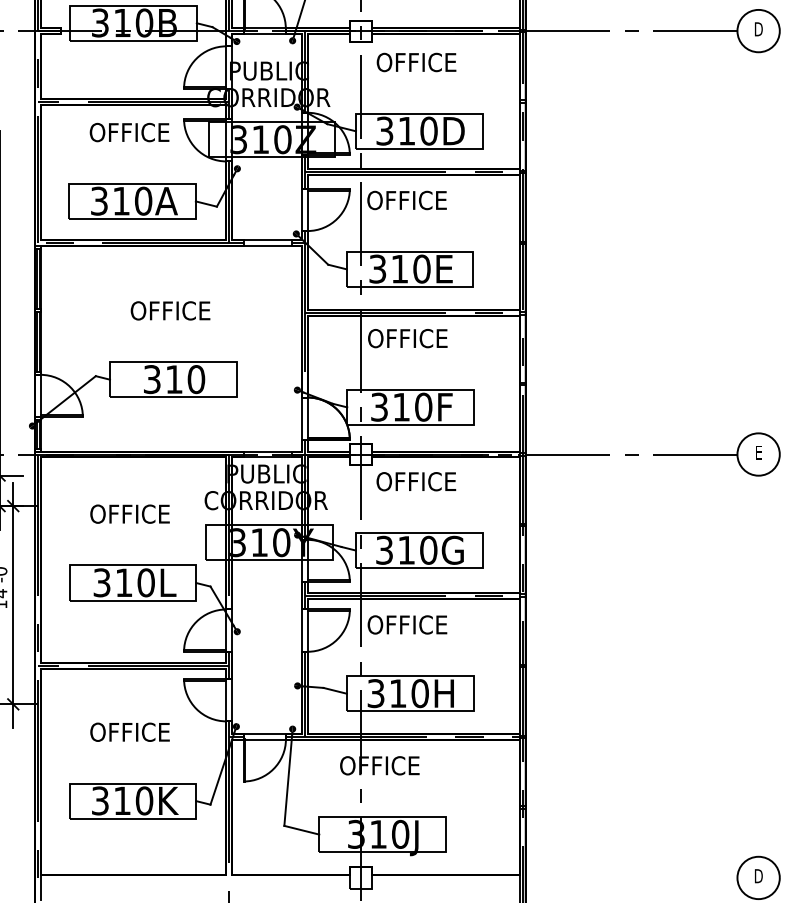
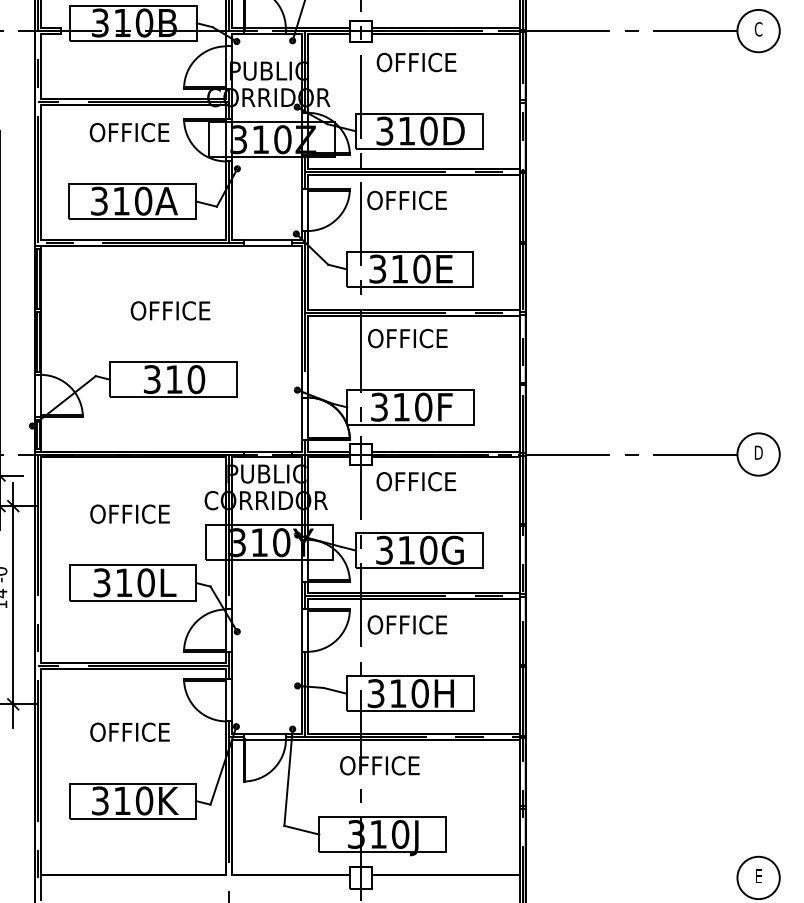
text: D -> C (758, 29)
text: E -> D (758, 452)
text: D -> E (758, 876)
